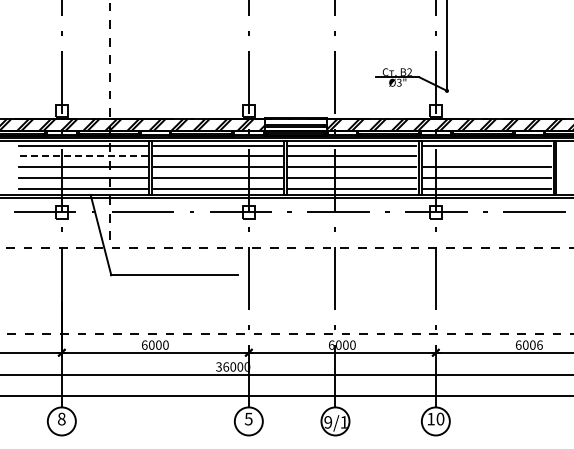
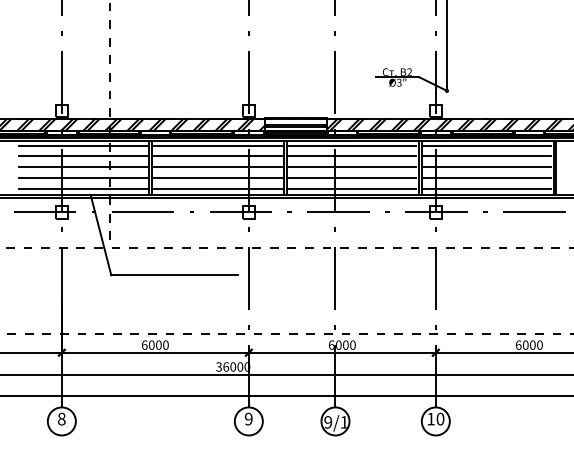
line: dashed -> solid (82, 156)
line: none -> present (486, 156)
text: 6006 -> 6000 (539, 344)
text: 5 -> 9 (248, 418)
